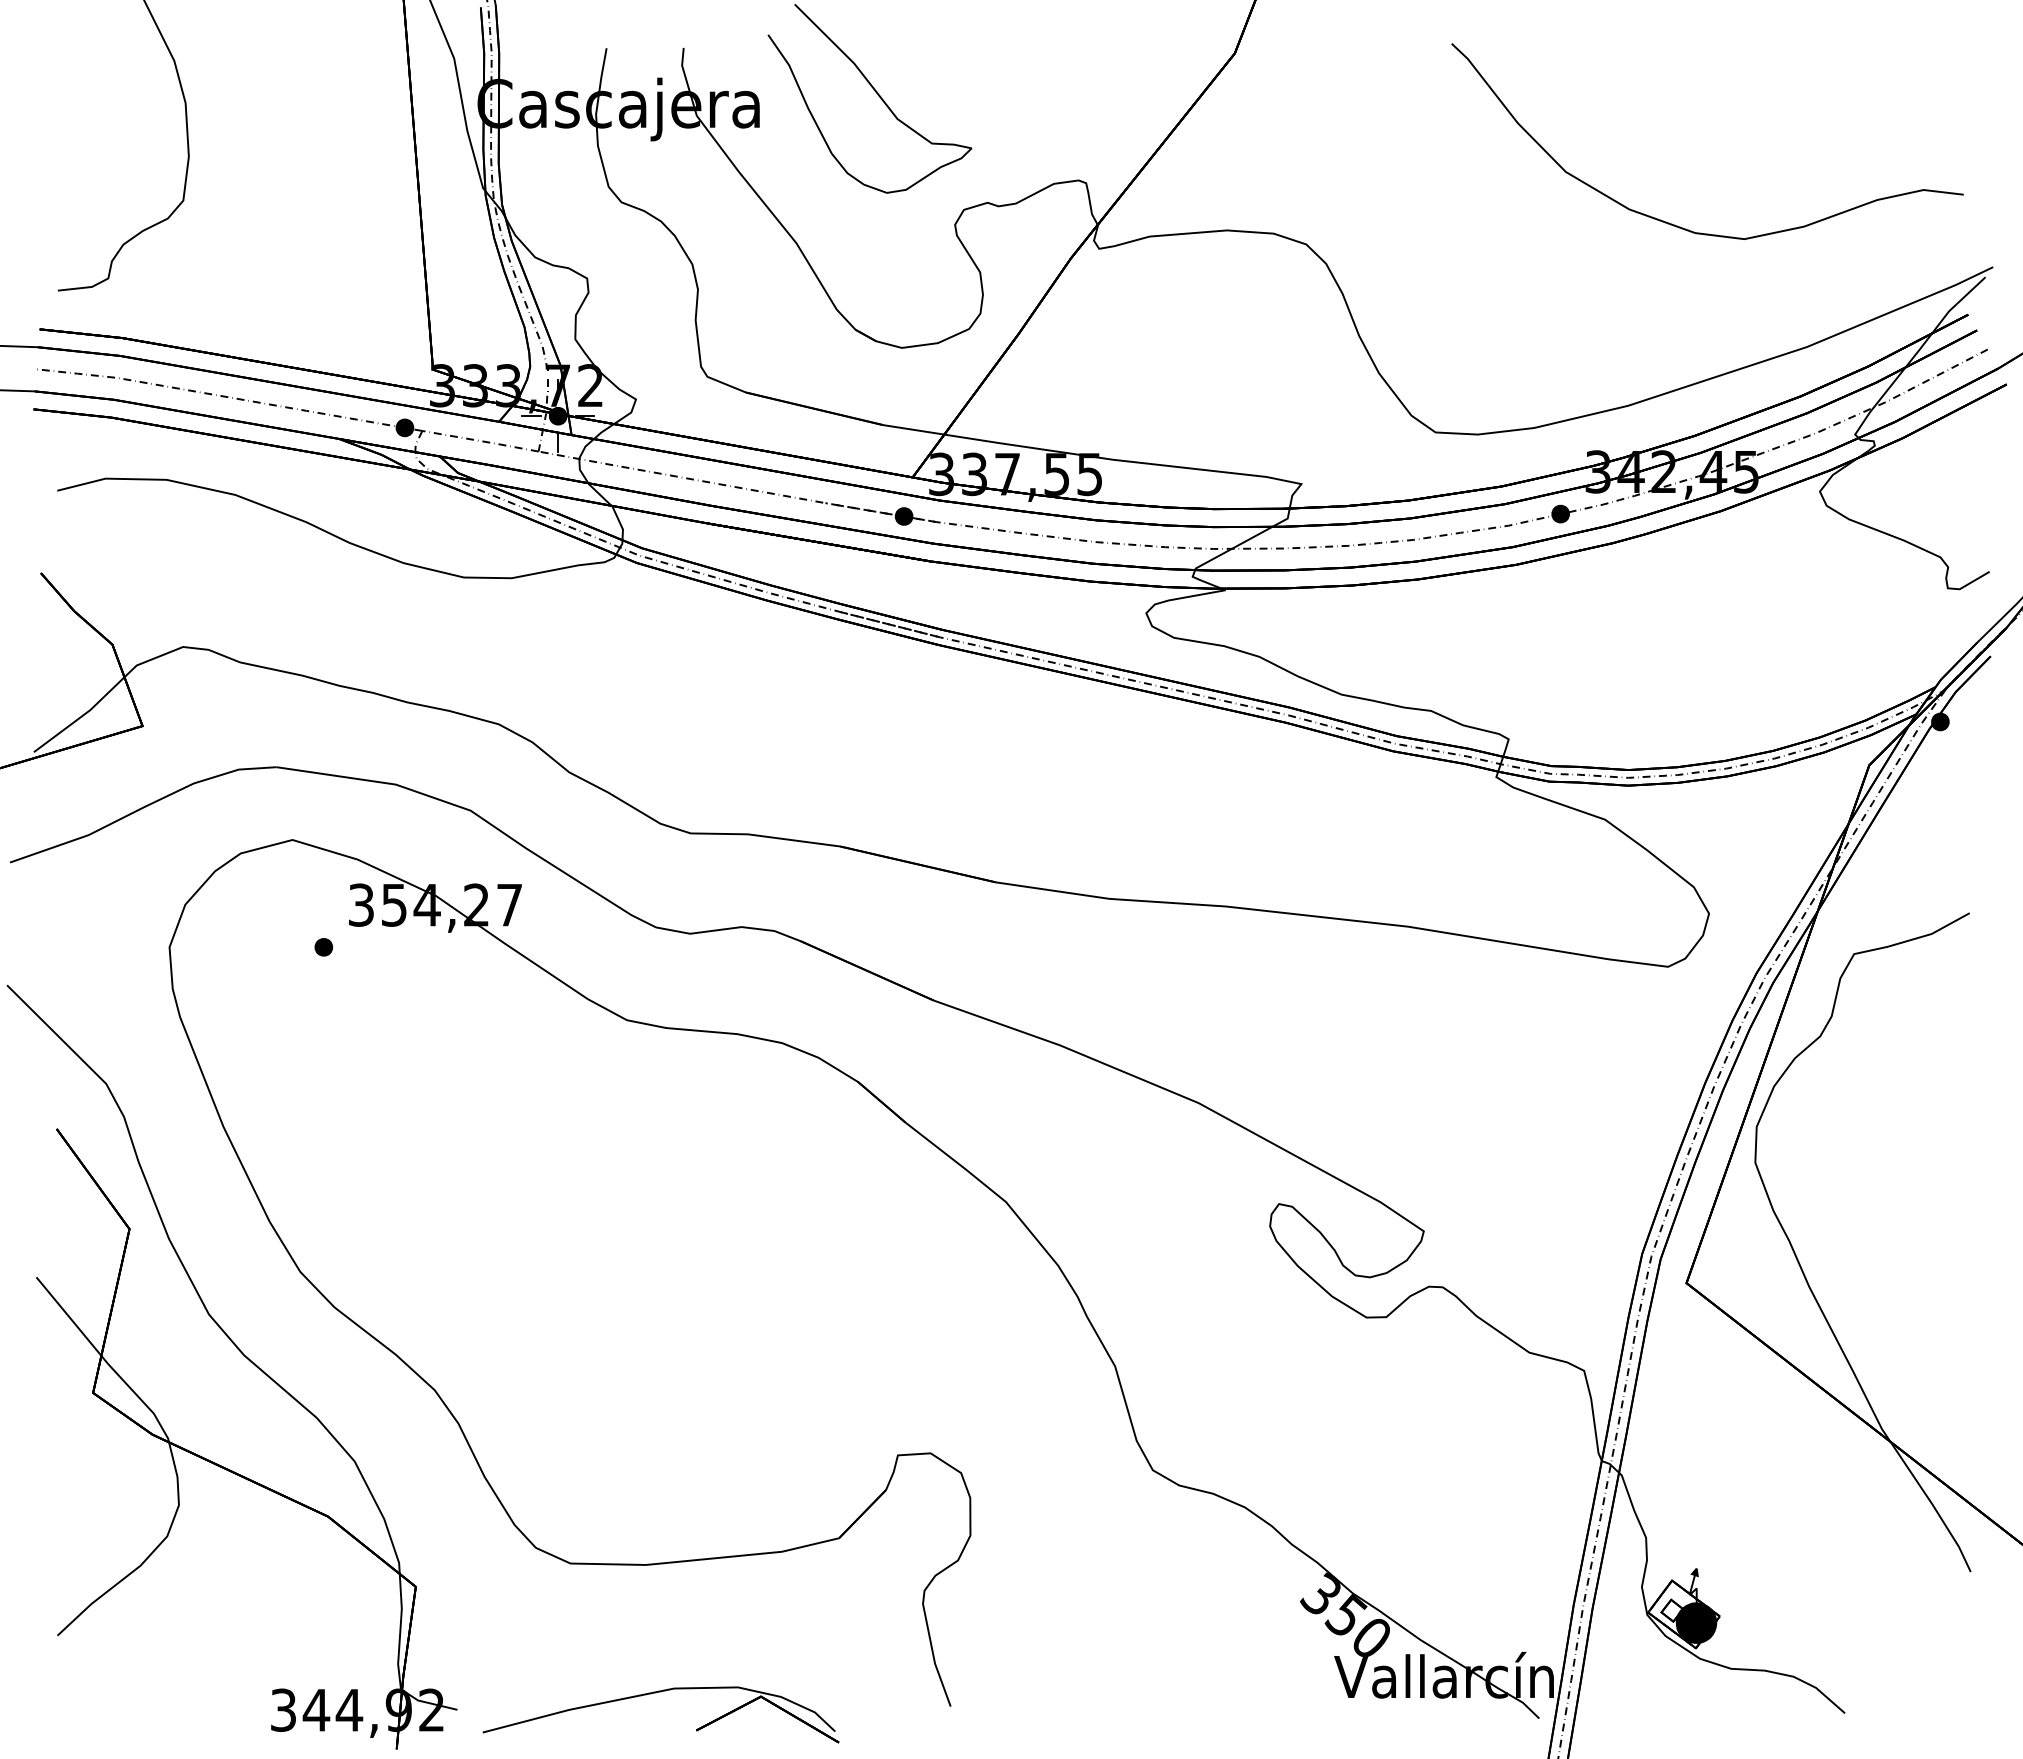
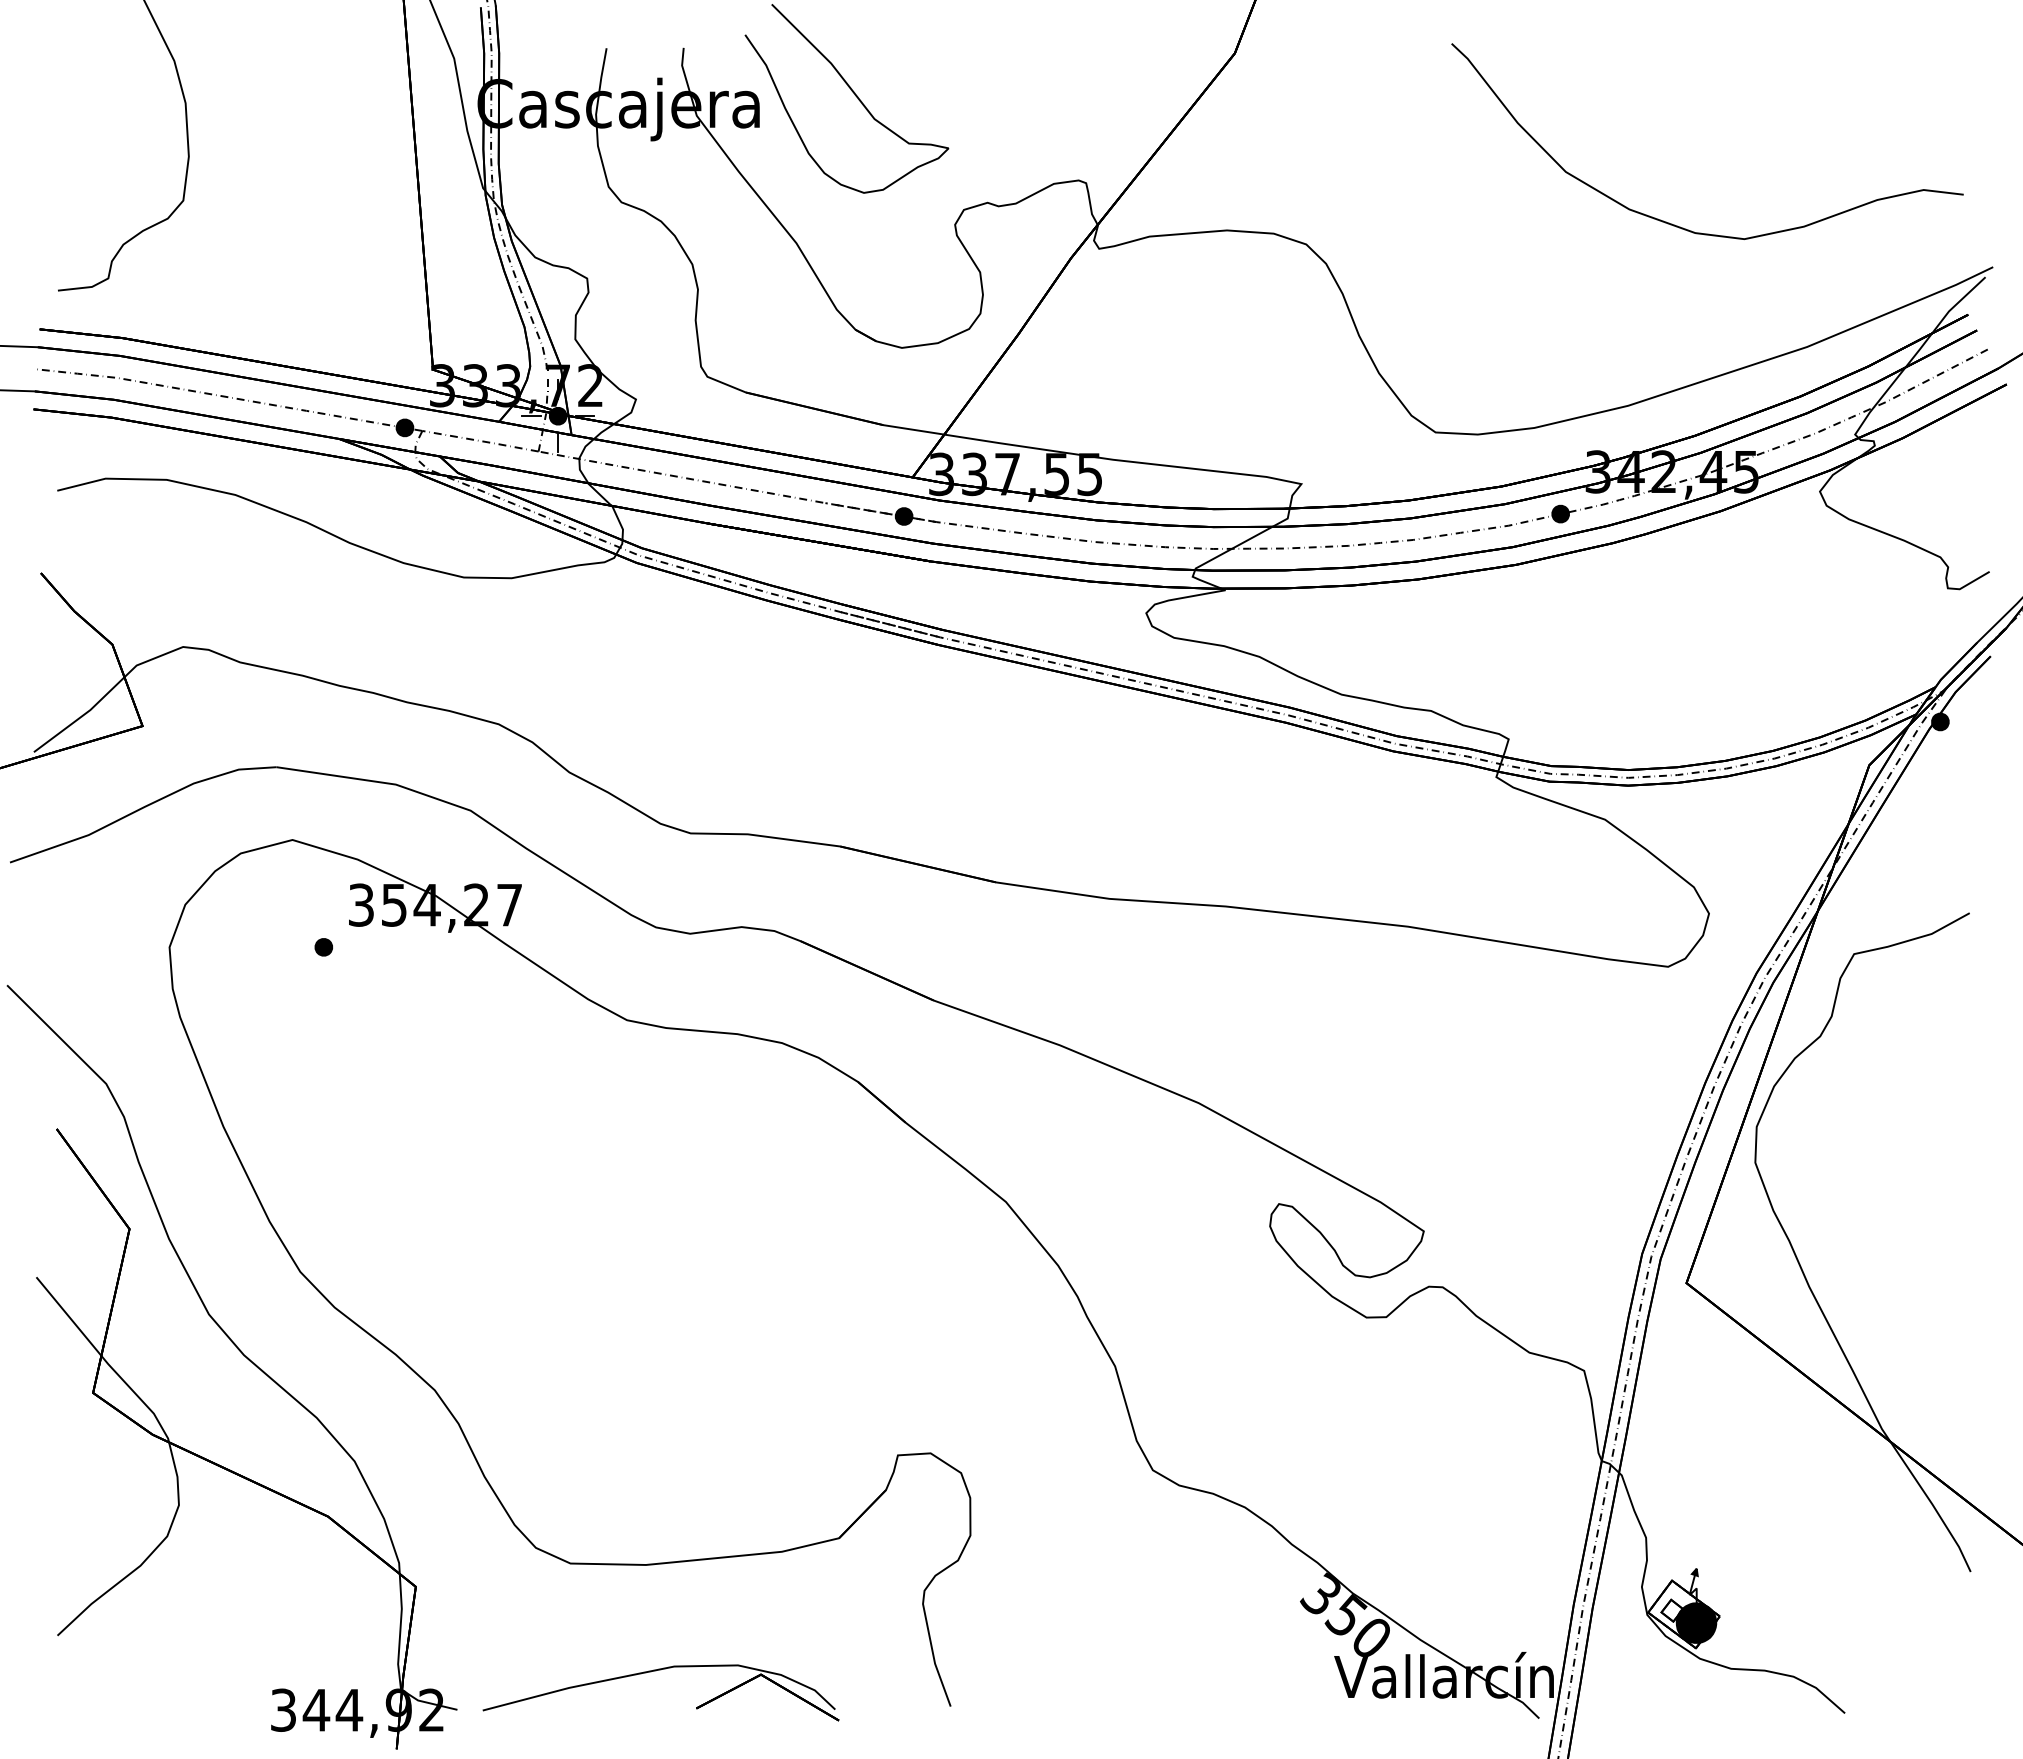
curve position: (875, 92) -> (852, 92) (852, 92)
part position: (656, 1693) -> (656, 1671) (656, 1671)
